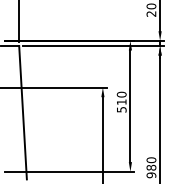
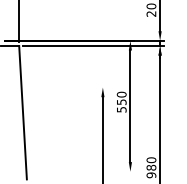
line: present -> none (54, 87)
text: 510 -> 550 (121, 101)
line: present -> none (69, 171)
